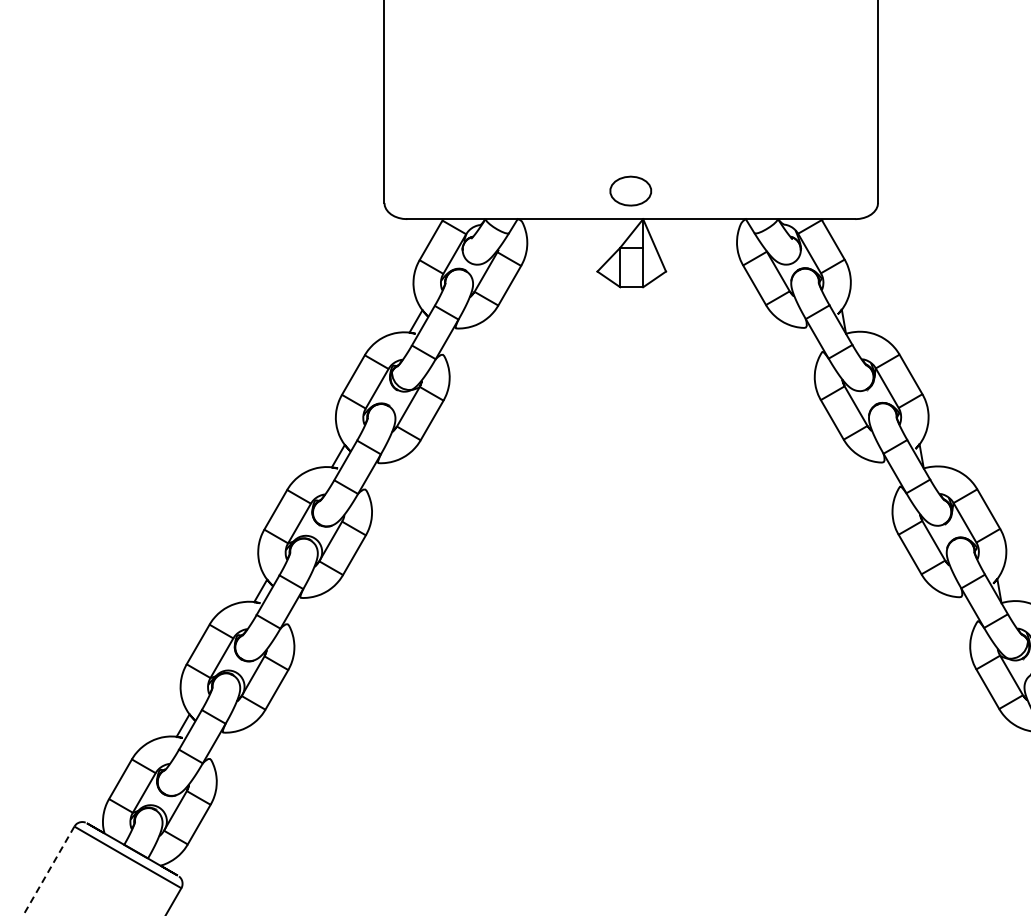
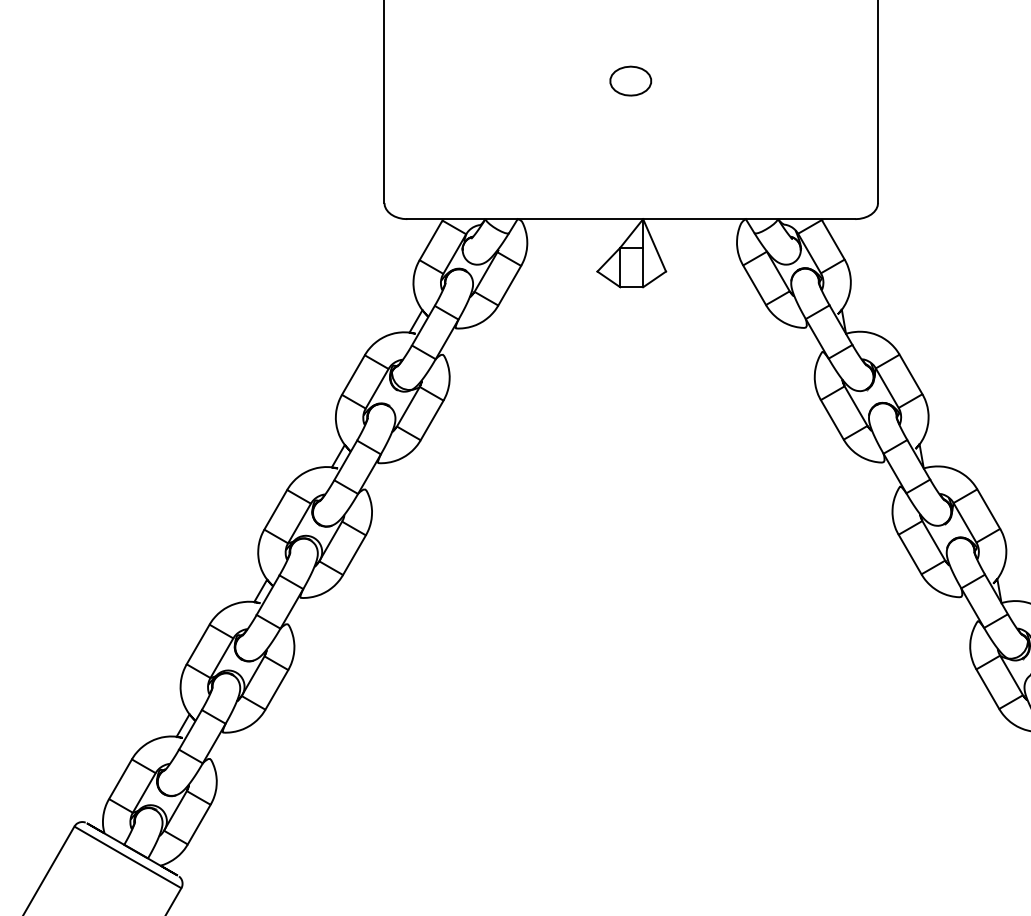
part position: (630, 190) -> (630, 80) (630, 80)
line: dashed -> solid (48, 871)
